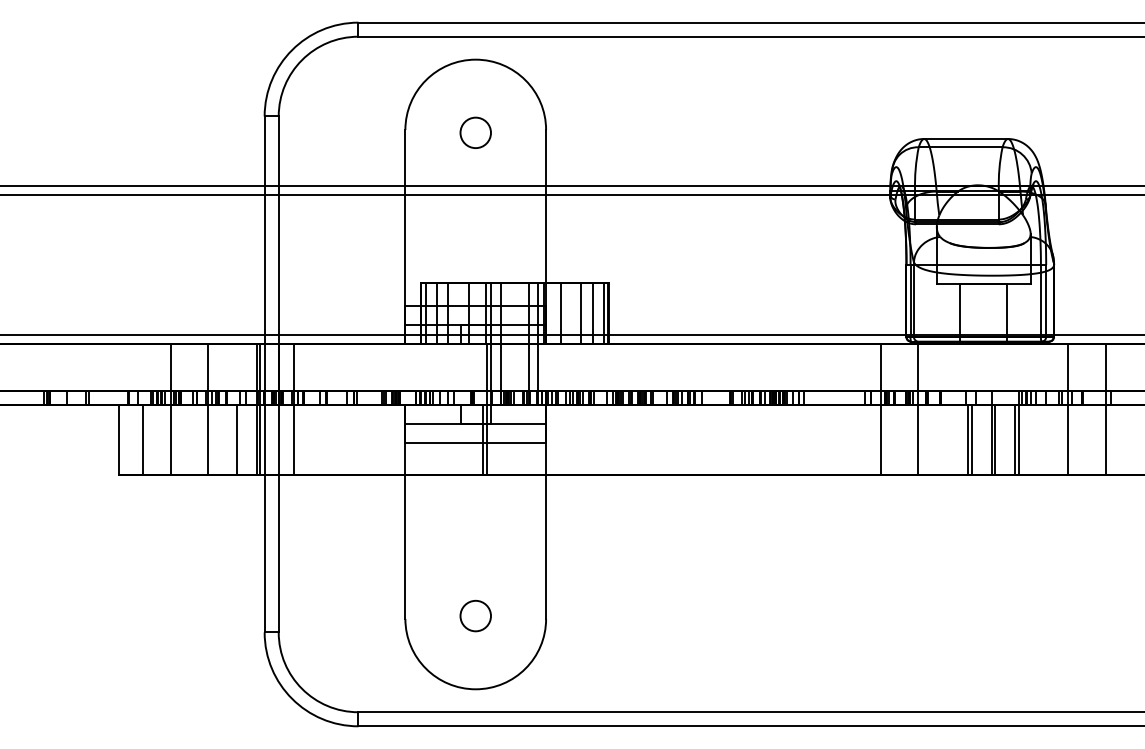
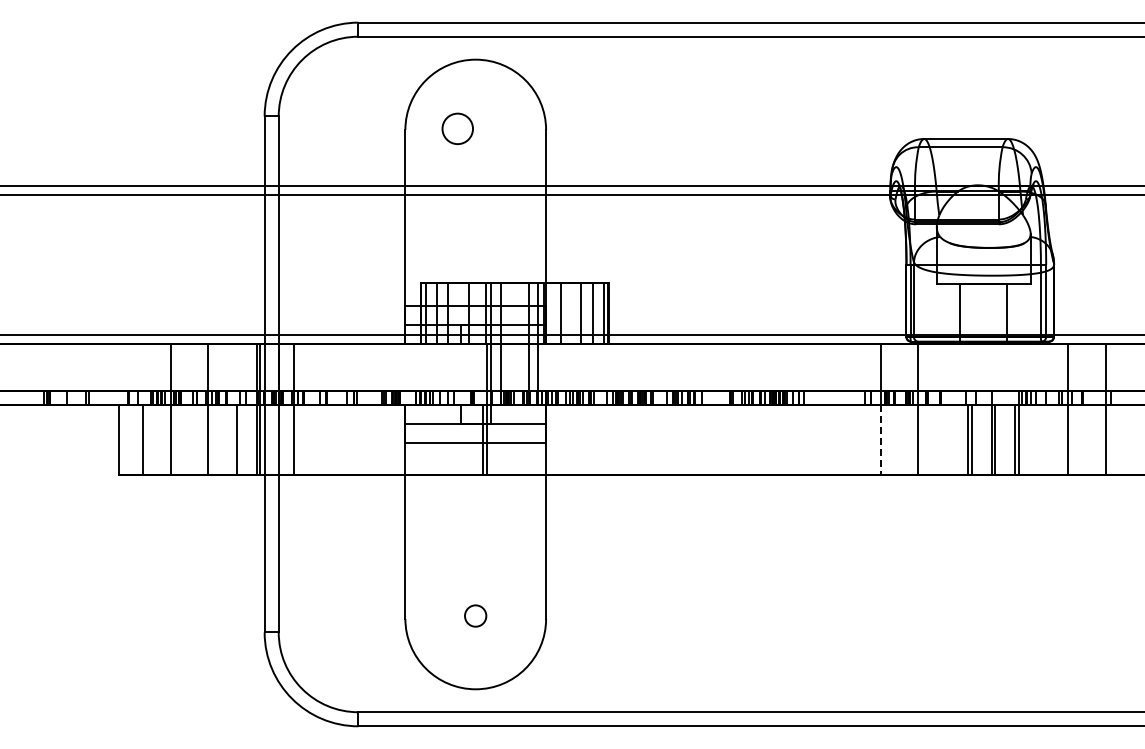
circle position: (475, 132) -> (457, 128) (457, 128)
line: solid -> dashed (880, 440)
circle size: 33x34 px -> 24x24 px (475, 615)
